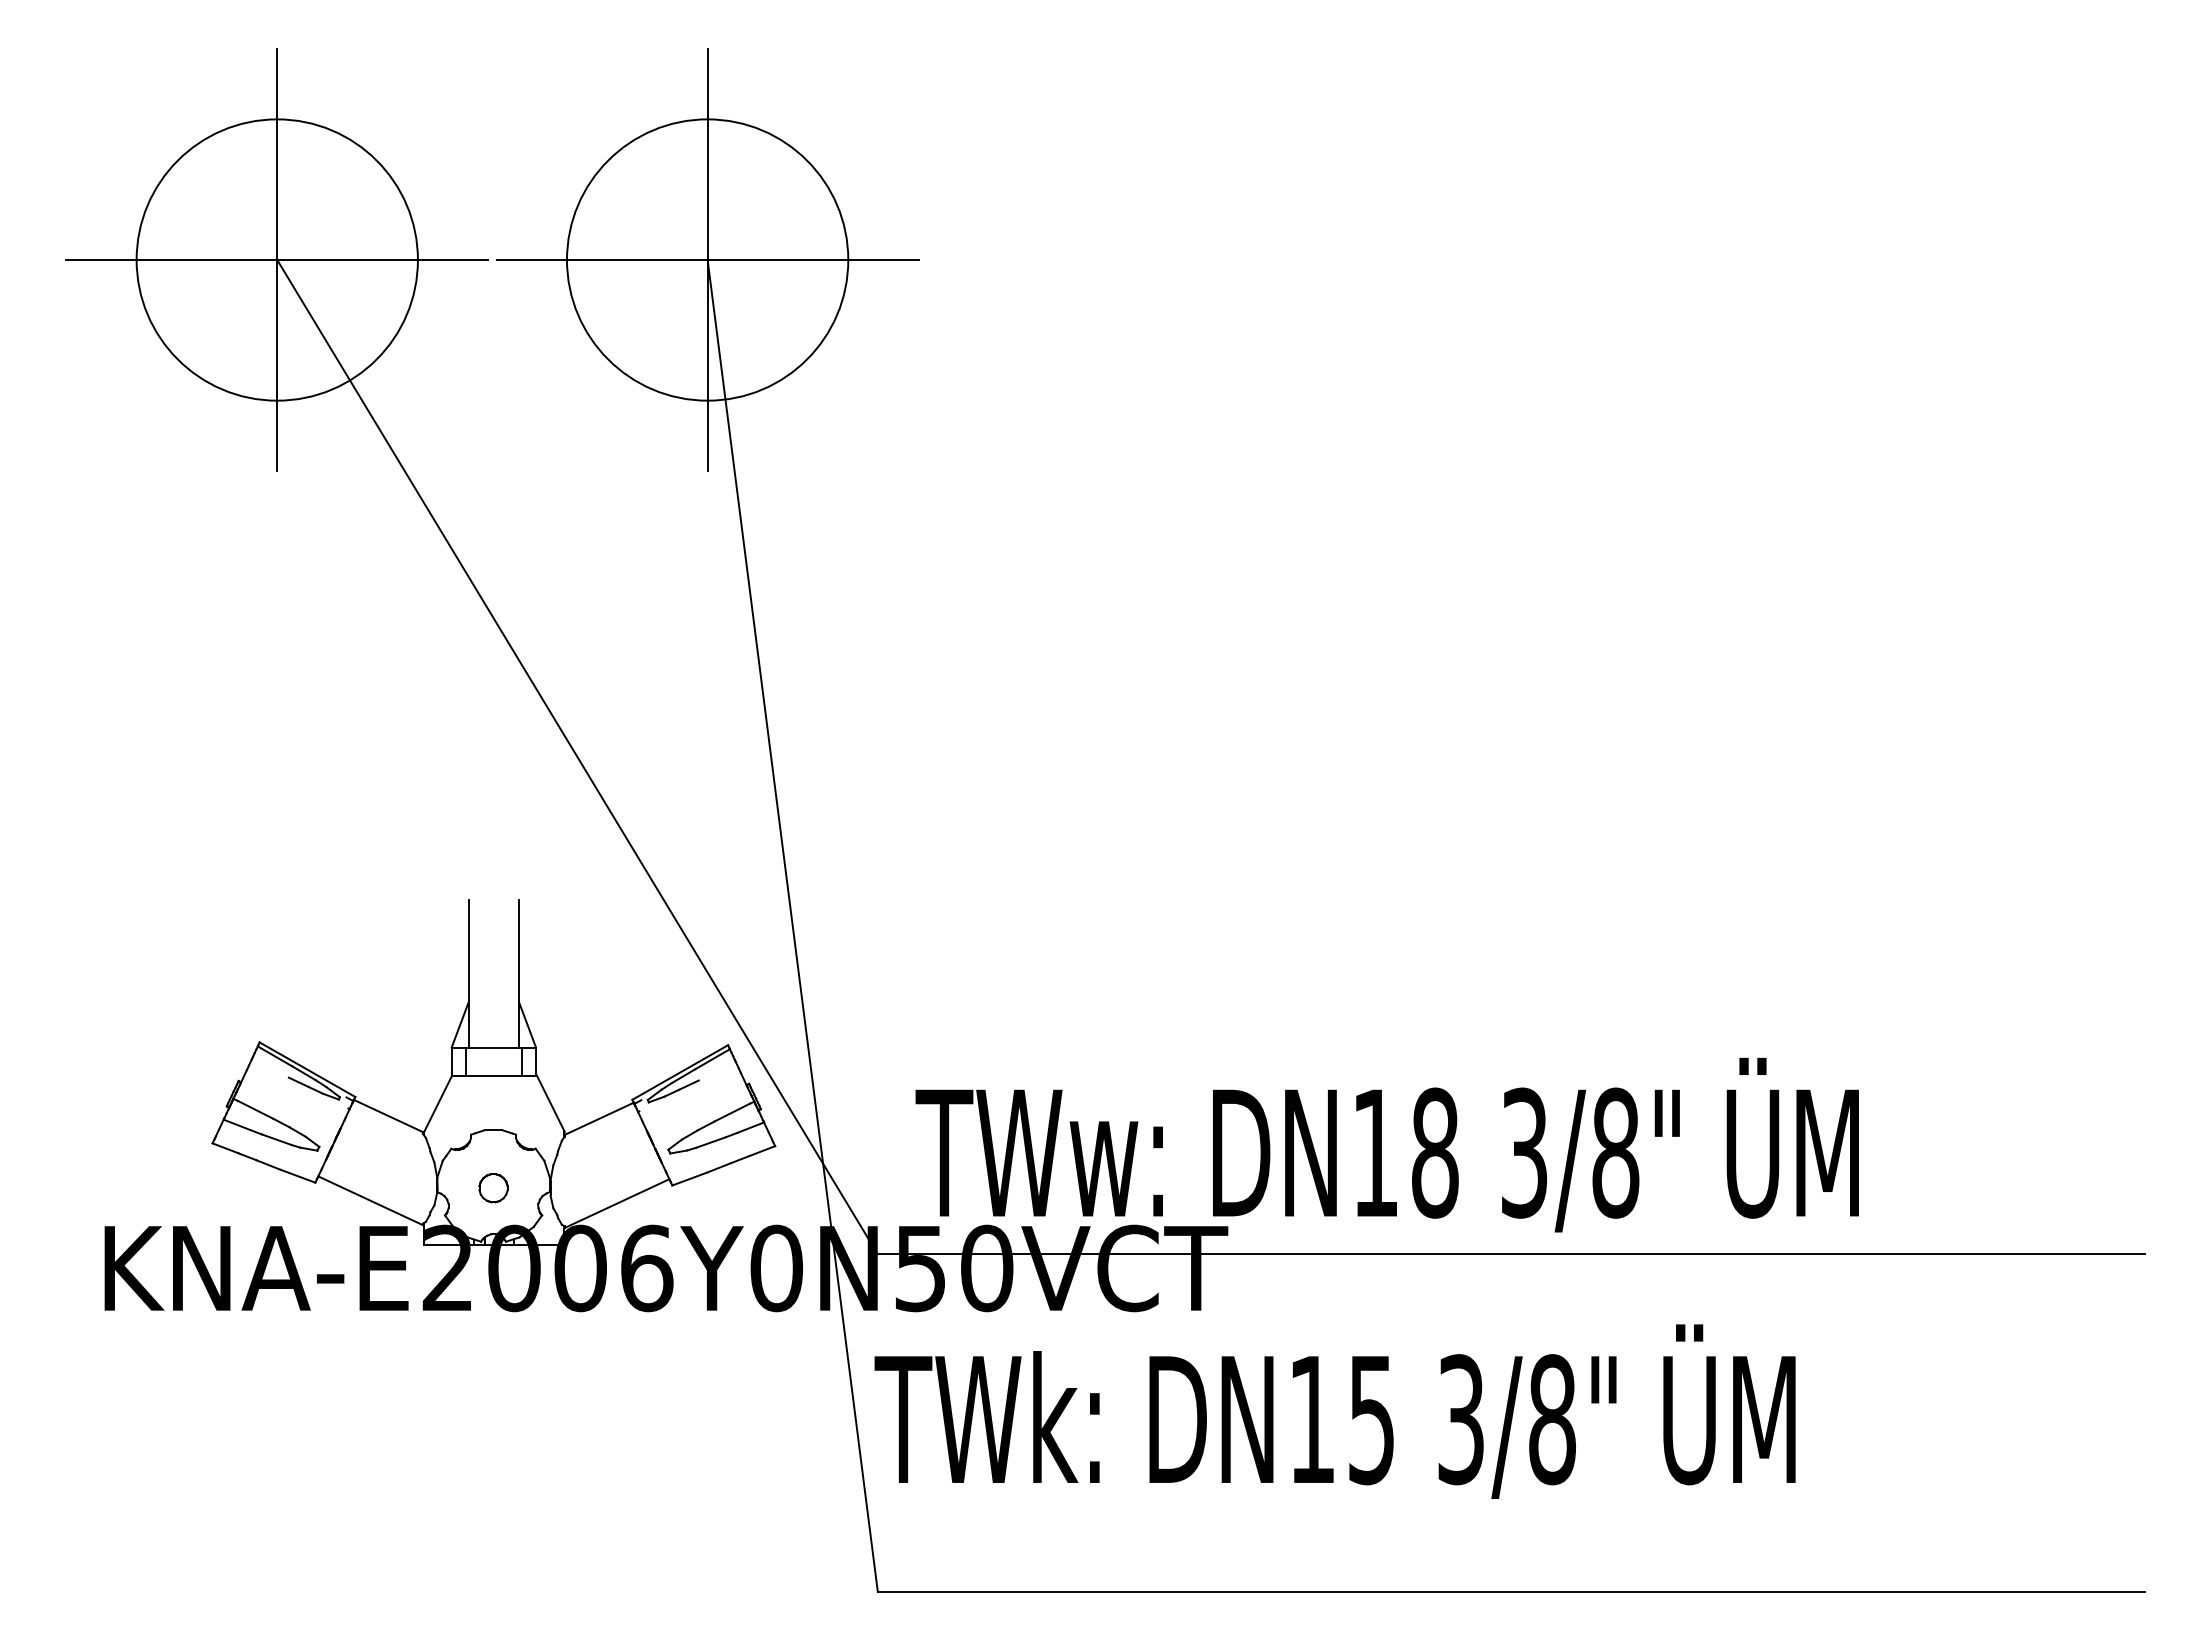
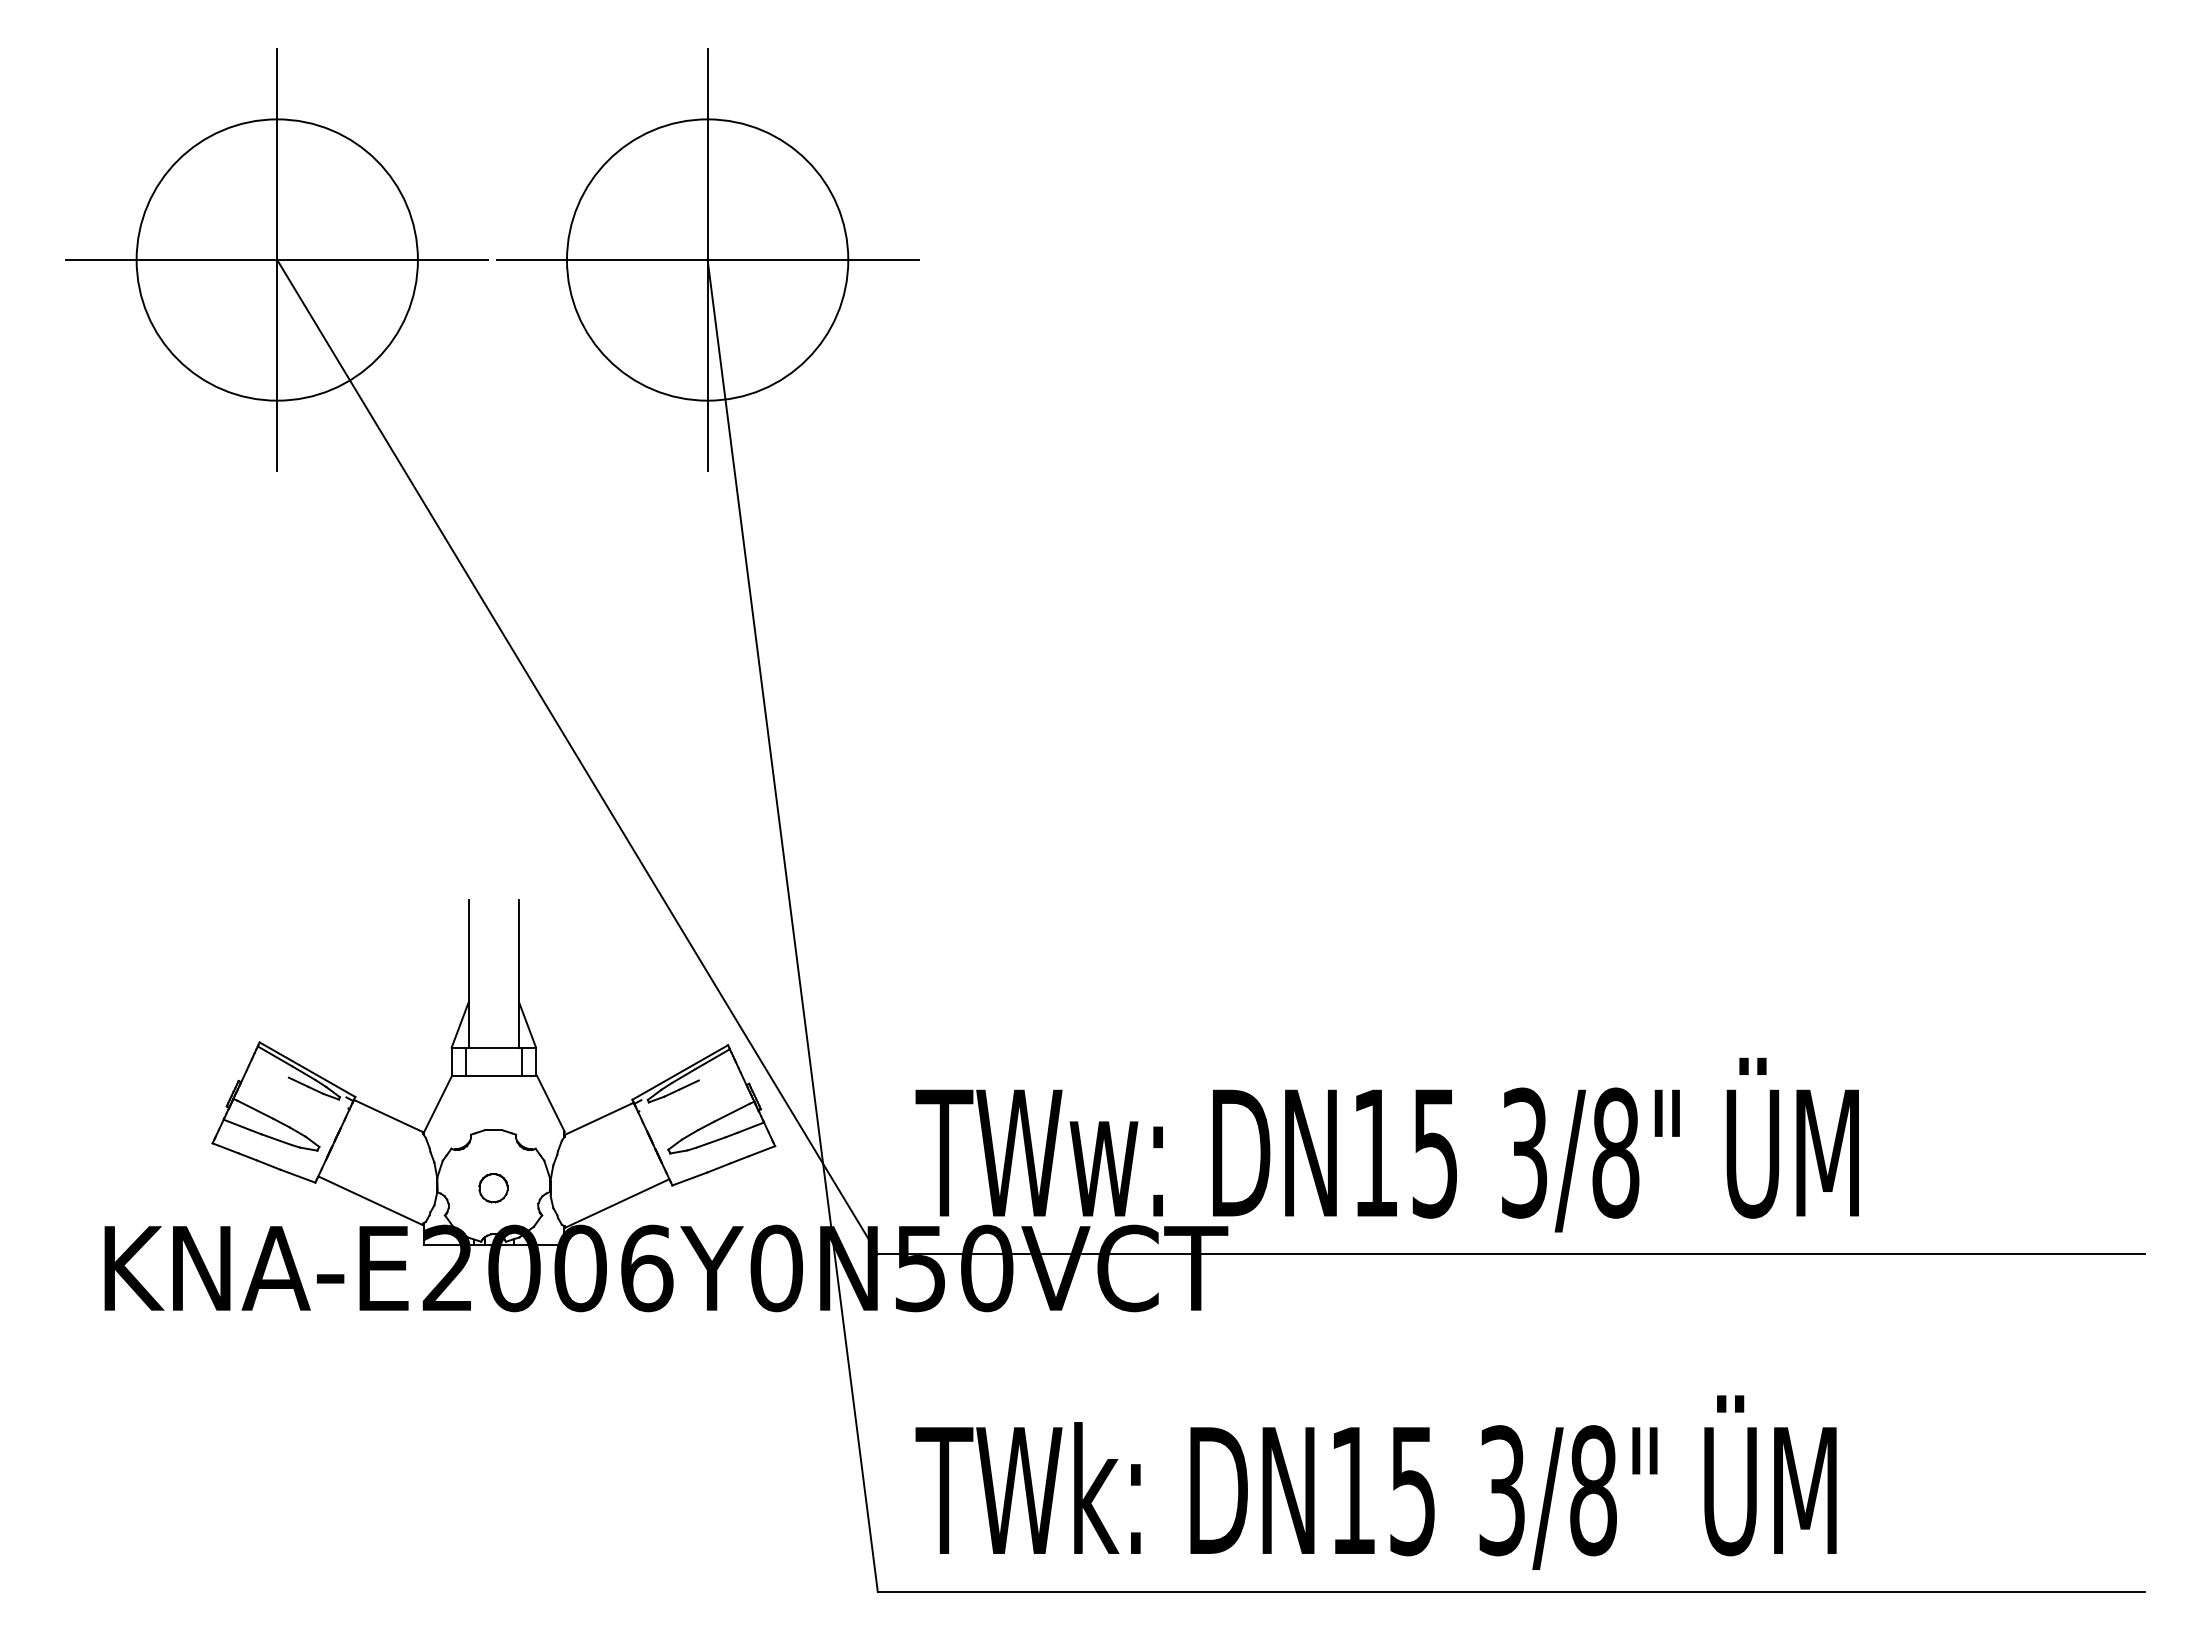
text: DN18 -> DN15 (1435, 1152)
text position: (1334, 1411) -> (1375, 1482) (1375, 1482)
